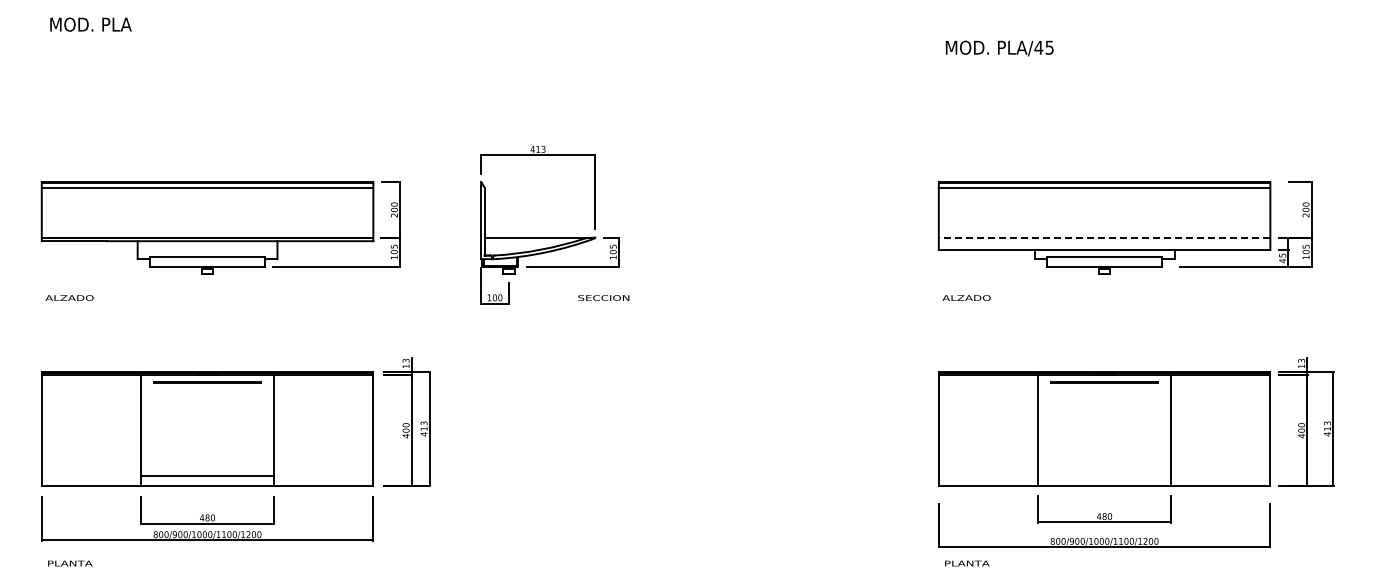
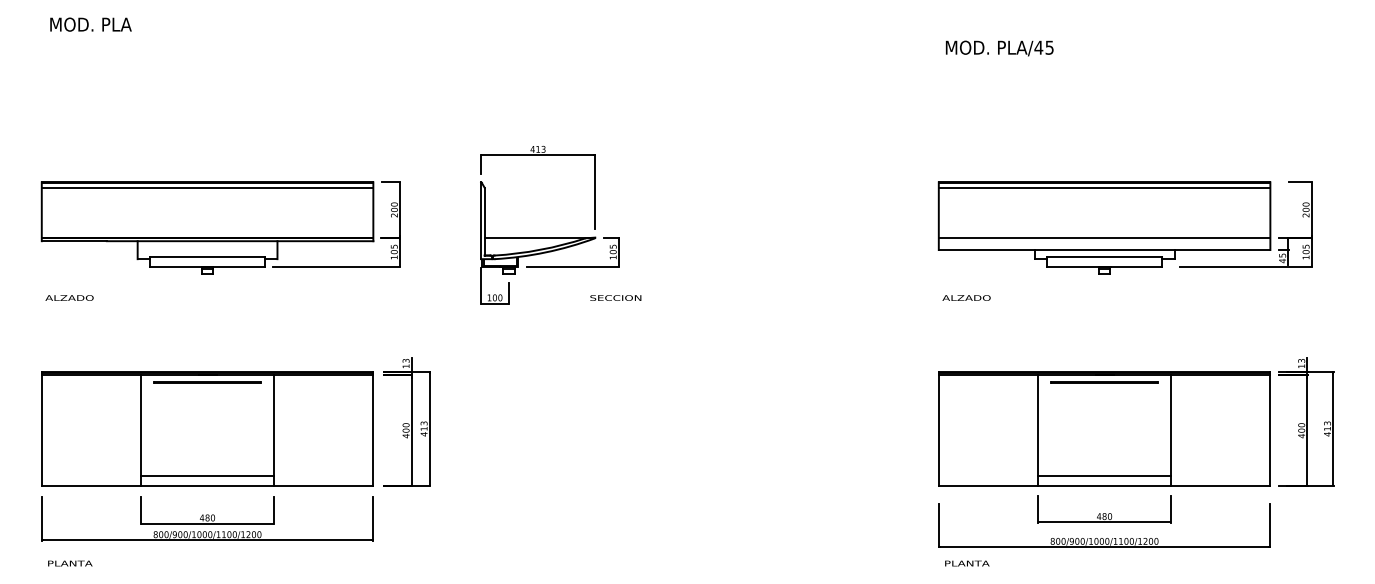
line: dashed -> solid (1104, 237)
text position: (603, 297) -> (615, 297) (615, 297)
line: none -> present (1104, 476)
